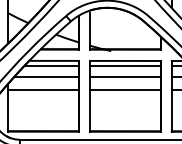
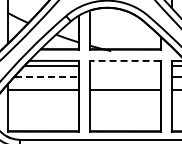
line: solid -> dashed (124, 60)
line: present -> none (125, 65)
line: solid -> dashed (46, 76)
line: present -> none (125, 76)
